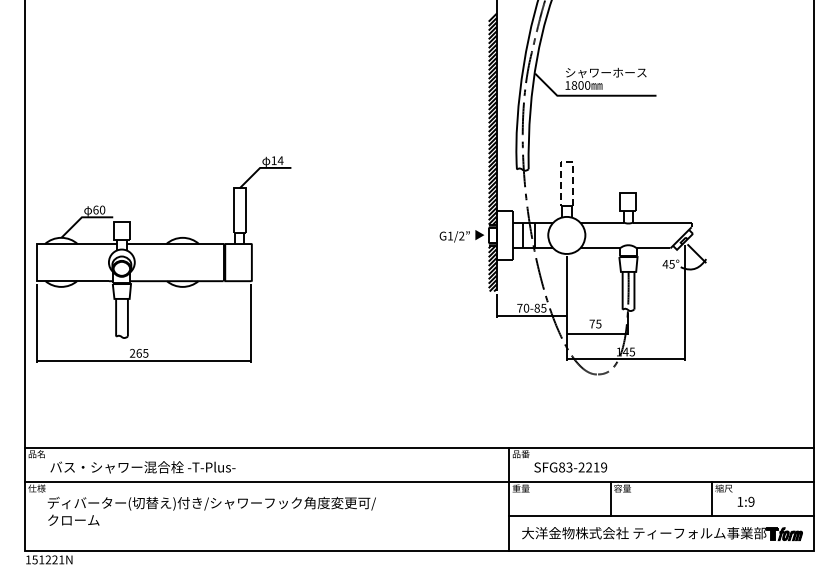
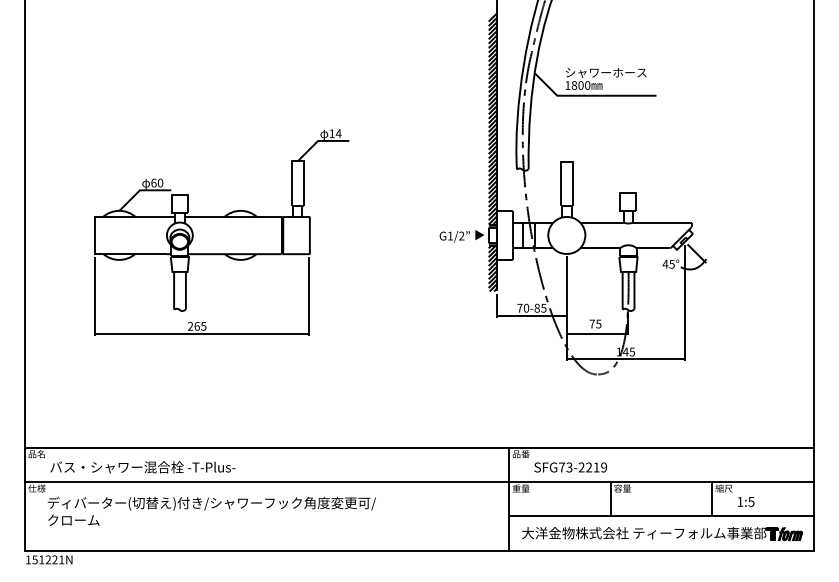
line: dashed -> solid (566, 162)
part position: (163, 259) -> (221, 232) (221, 232)
text: SFG83-2219 -> SFG73-2219 (562, 467)
text: 1:9 -> 1:5 (751, 501)
